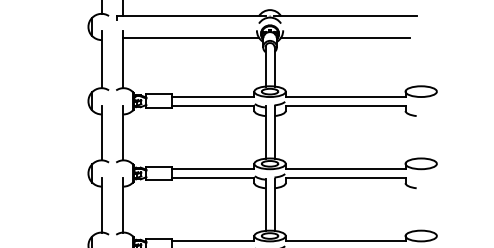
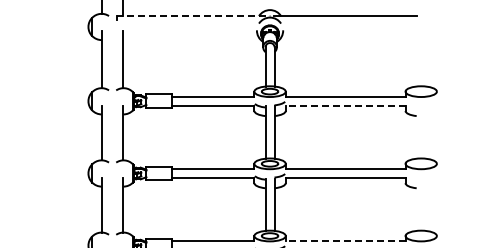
line: solid -> dashed (191, 16)
line: present -> none (191, 37)
line: present -> none (345, 37)
line: solid -> dashed (345, 105)
line: solid -> dashed (345, 241)
